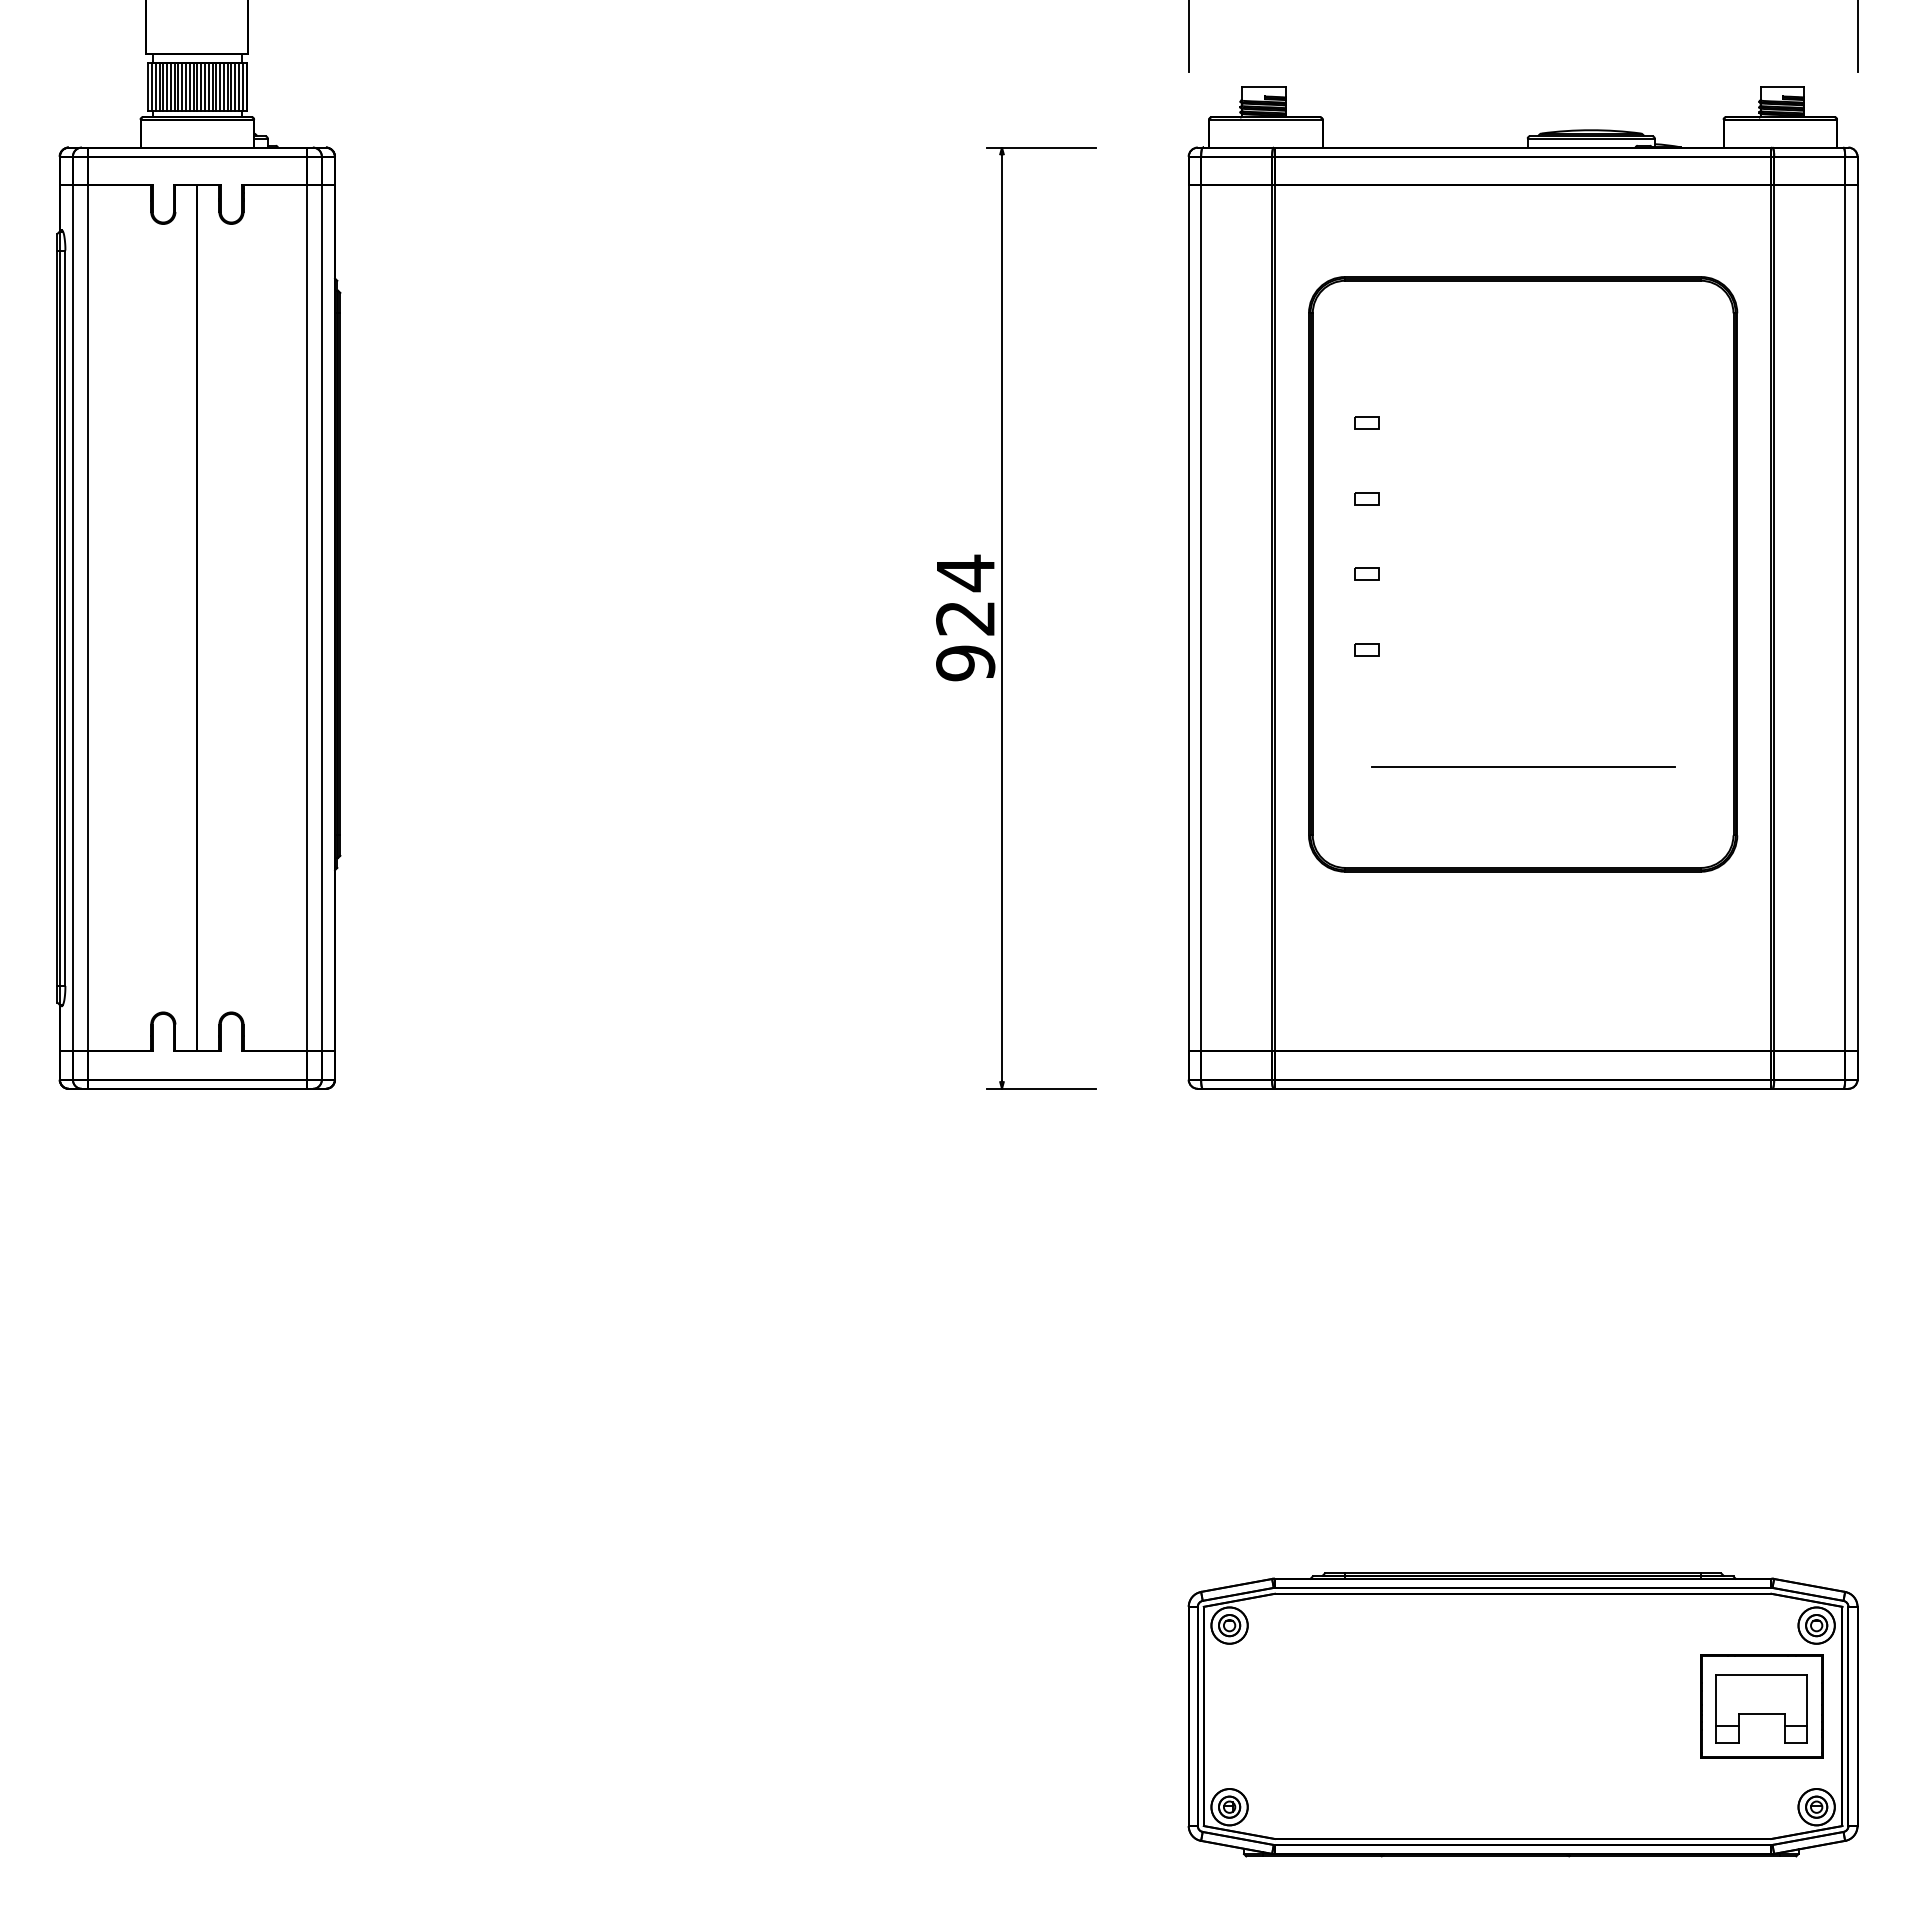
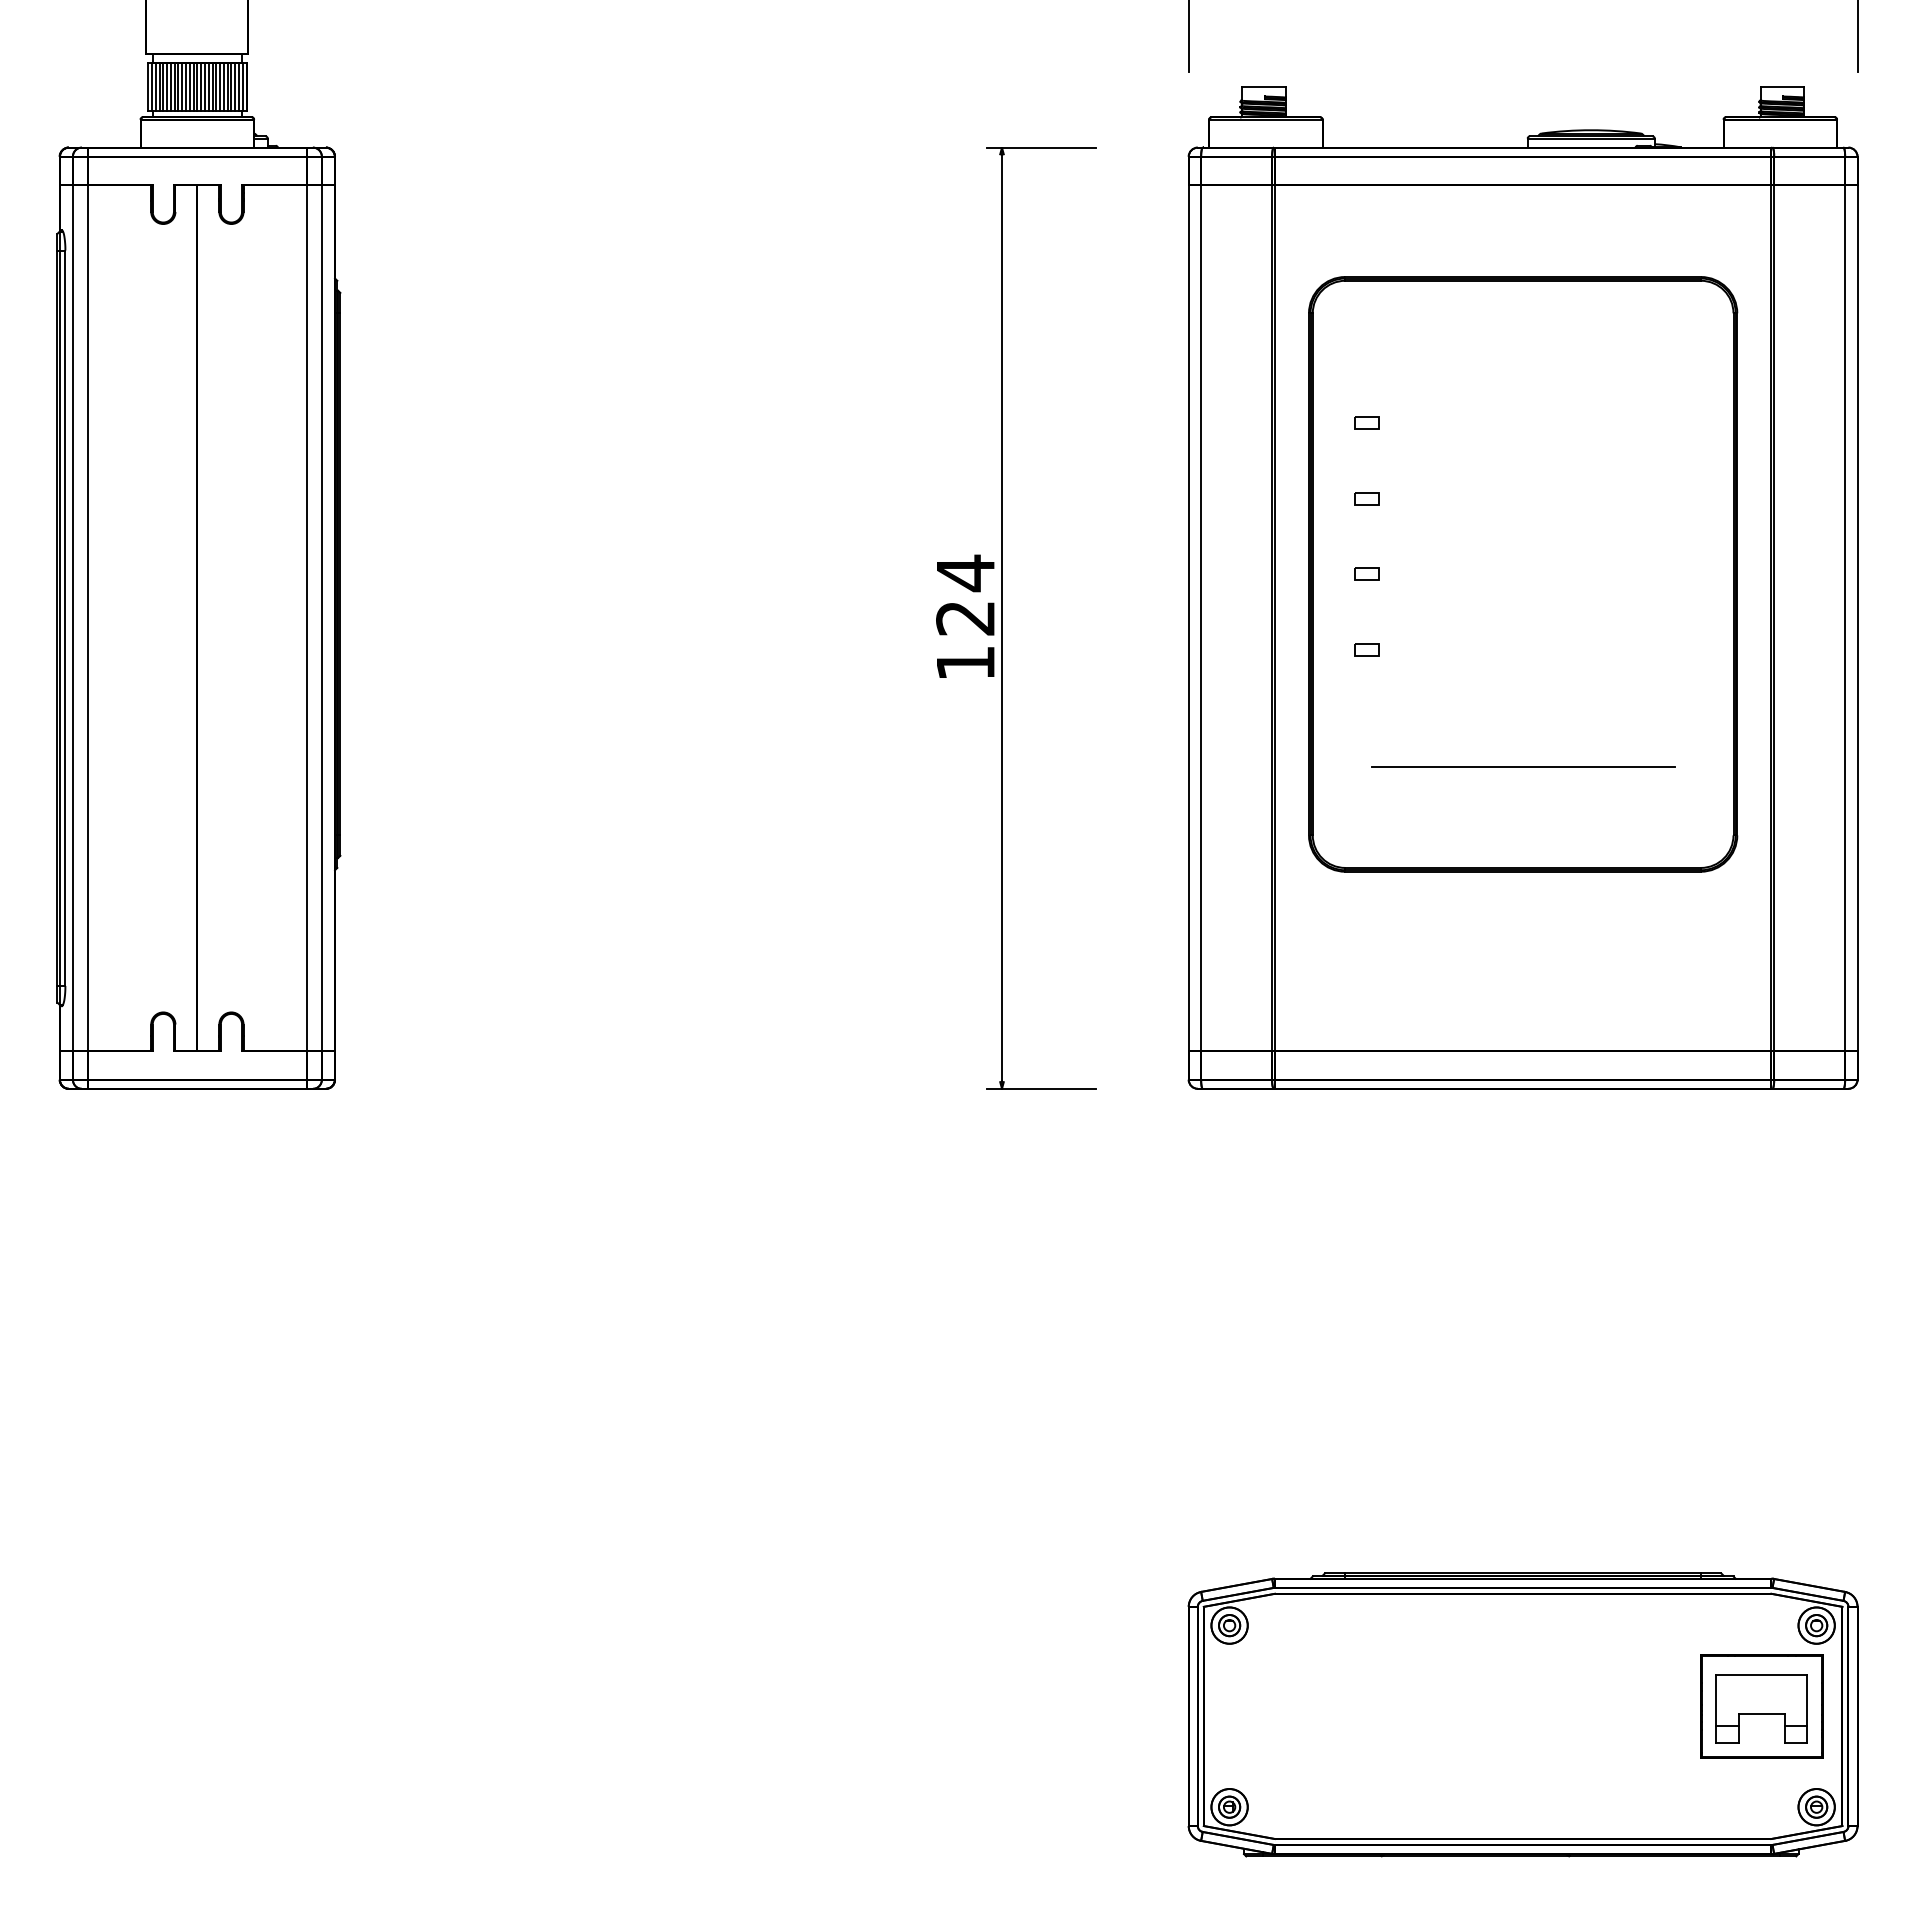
text: 924 -> 124 (965, 663)
